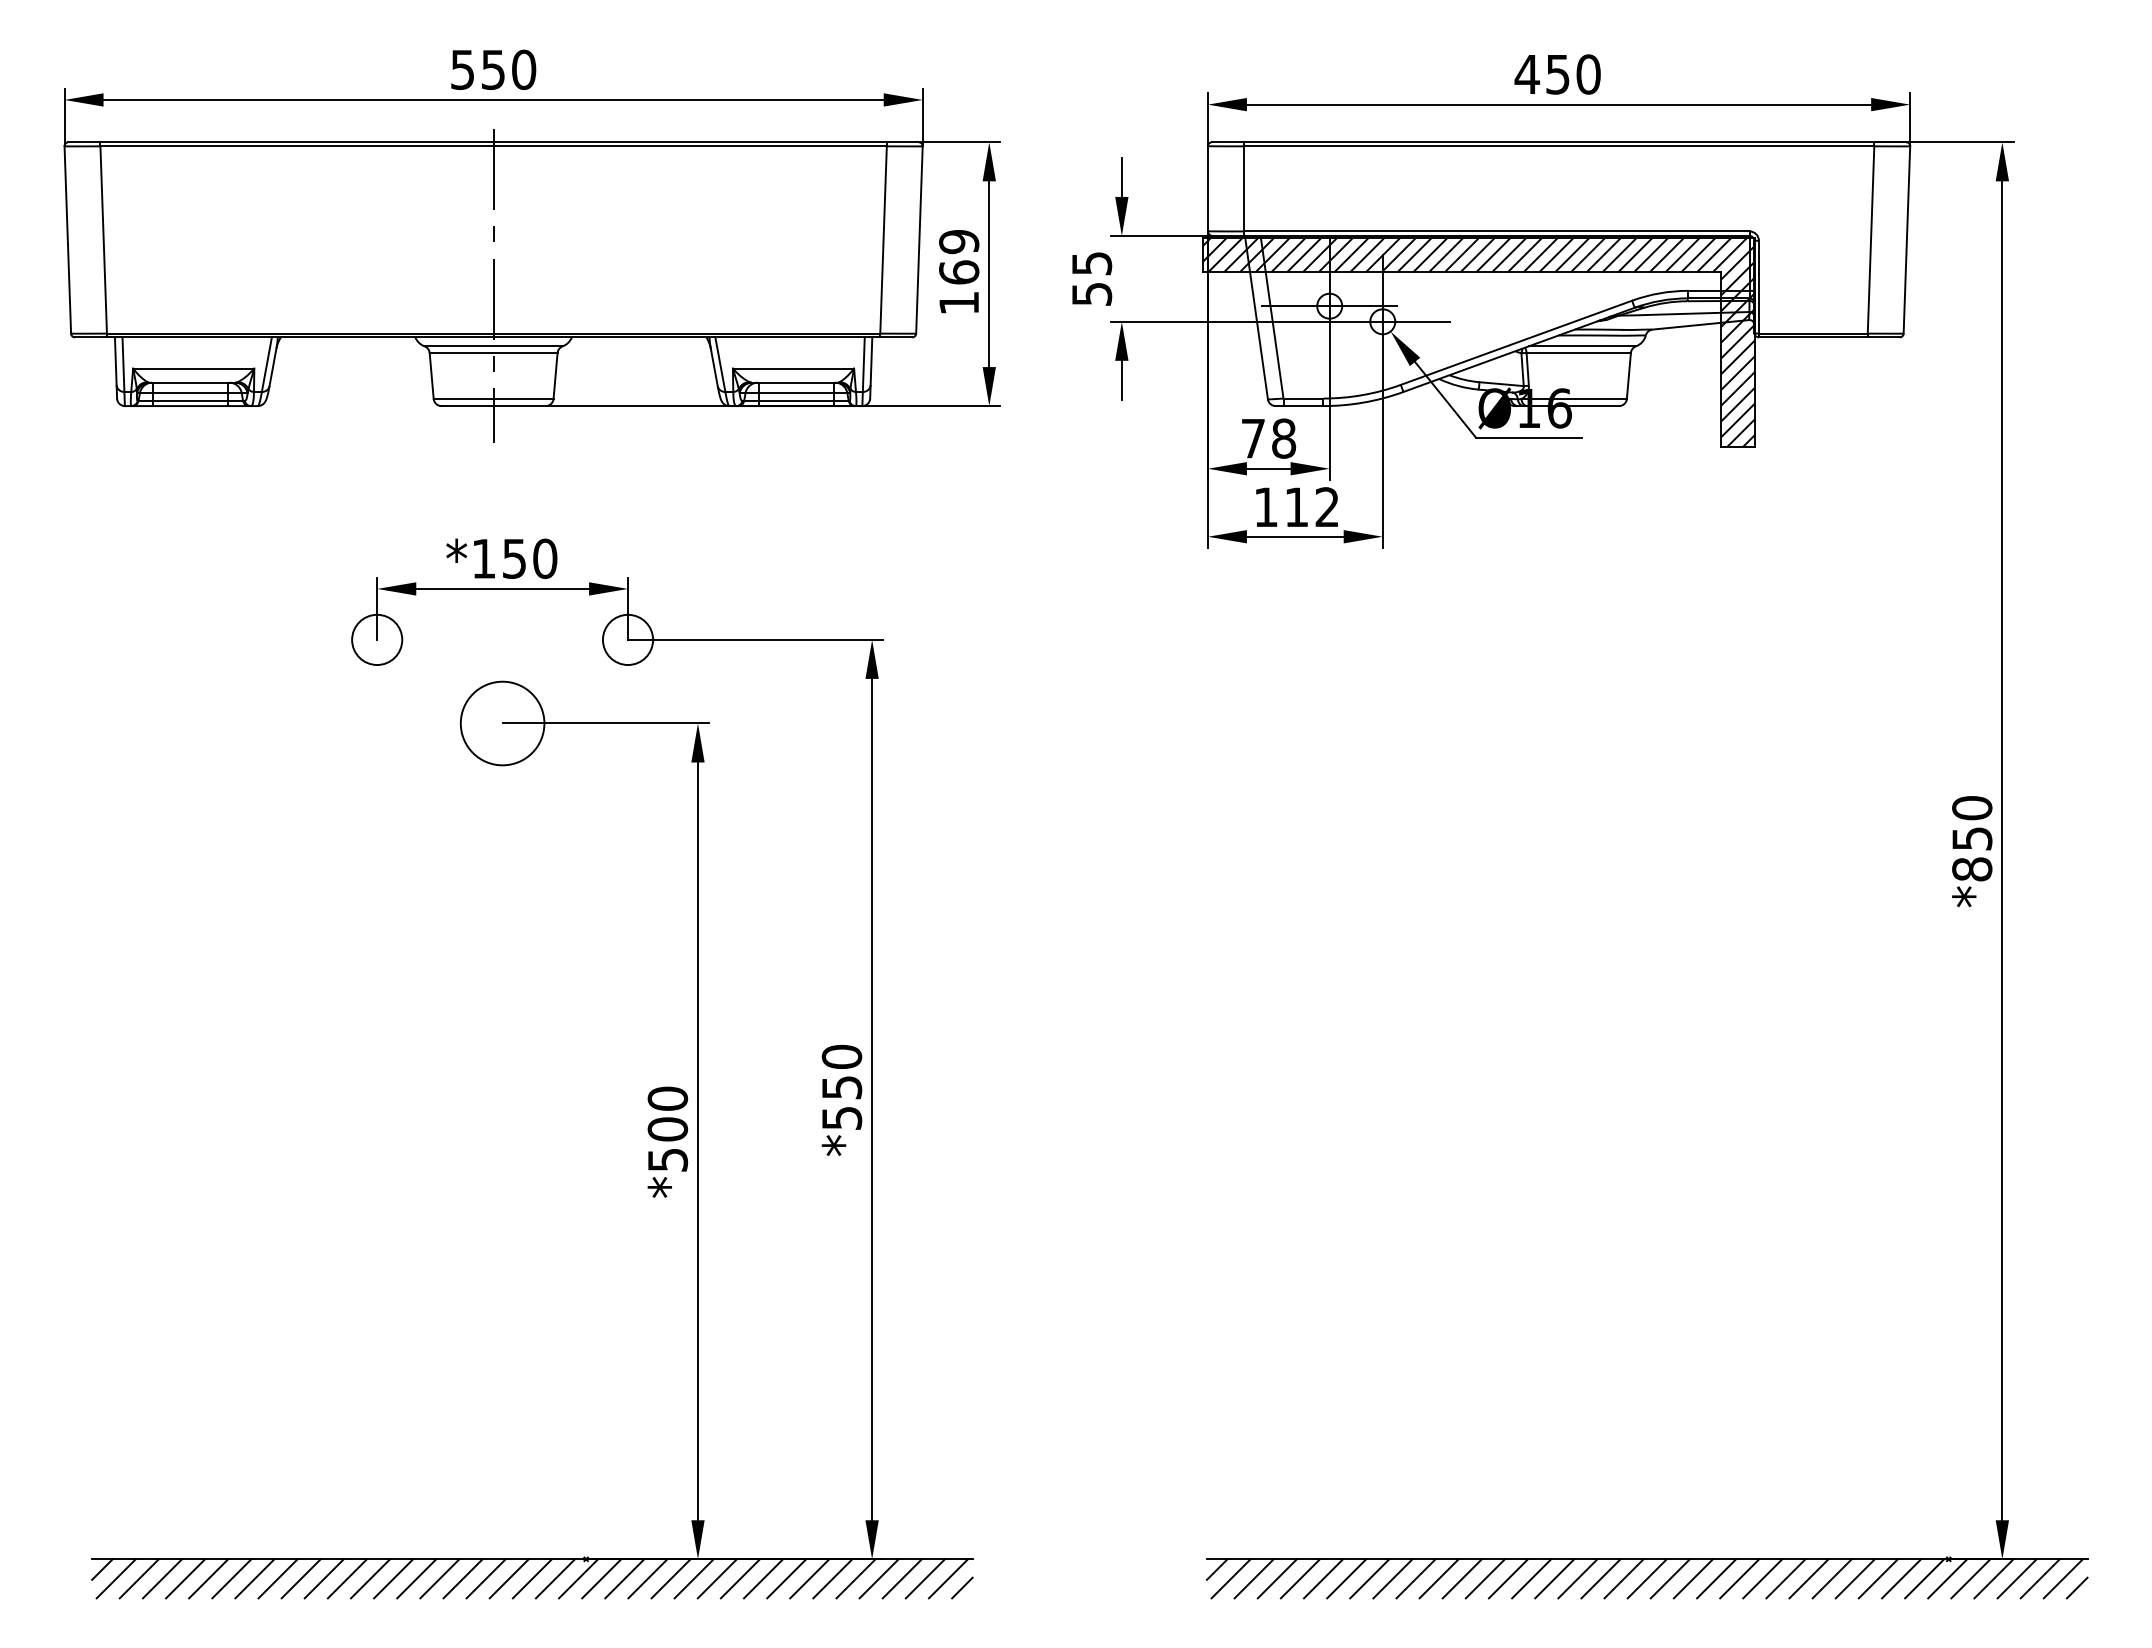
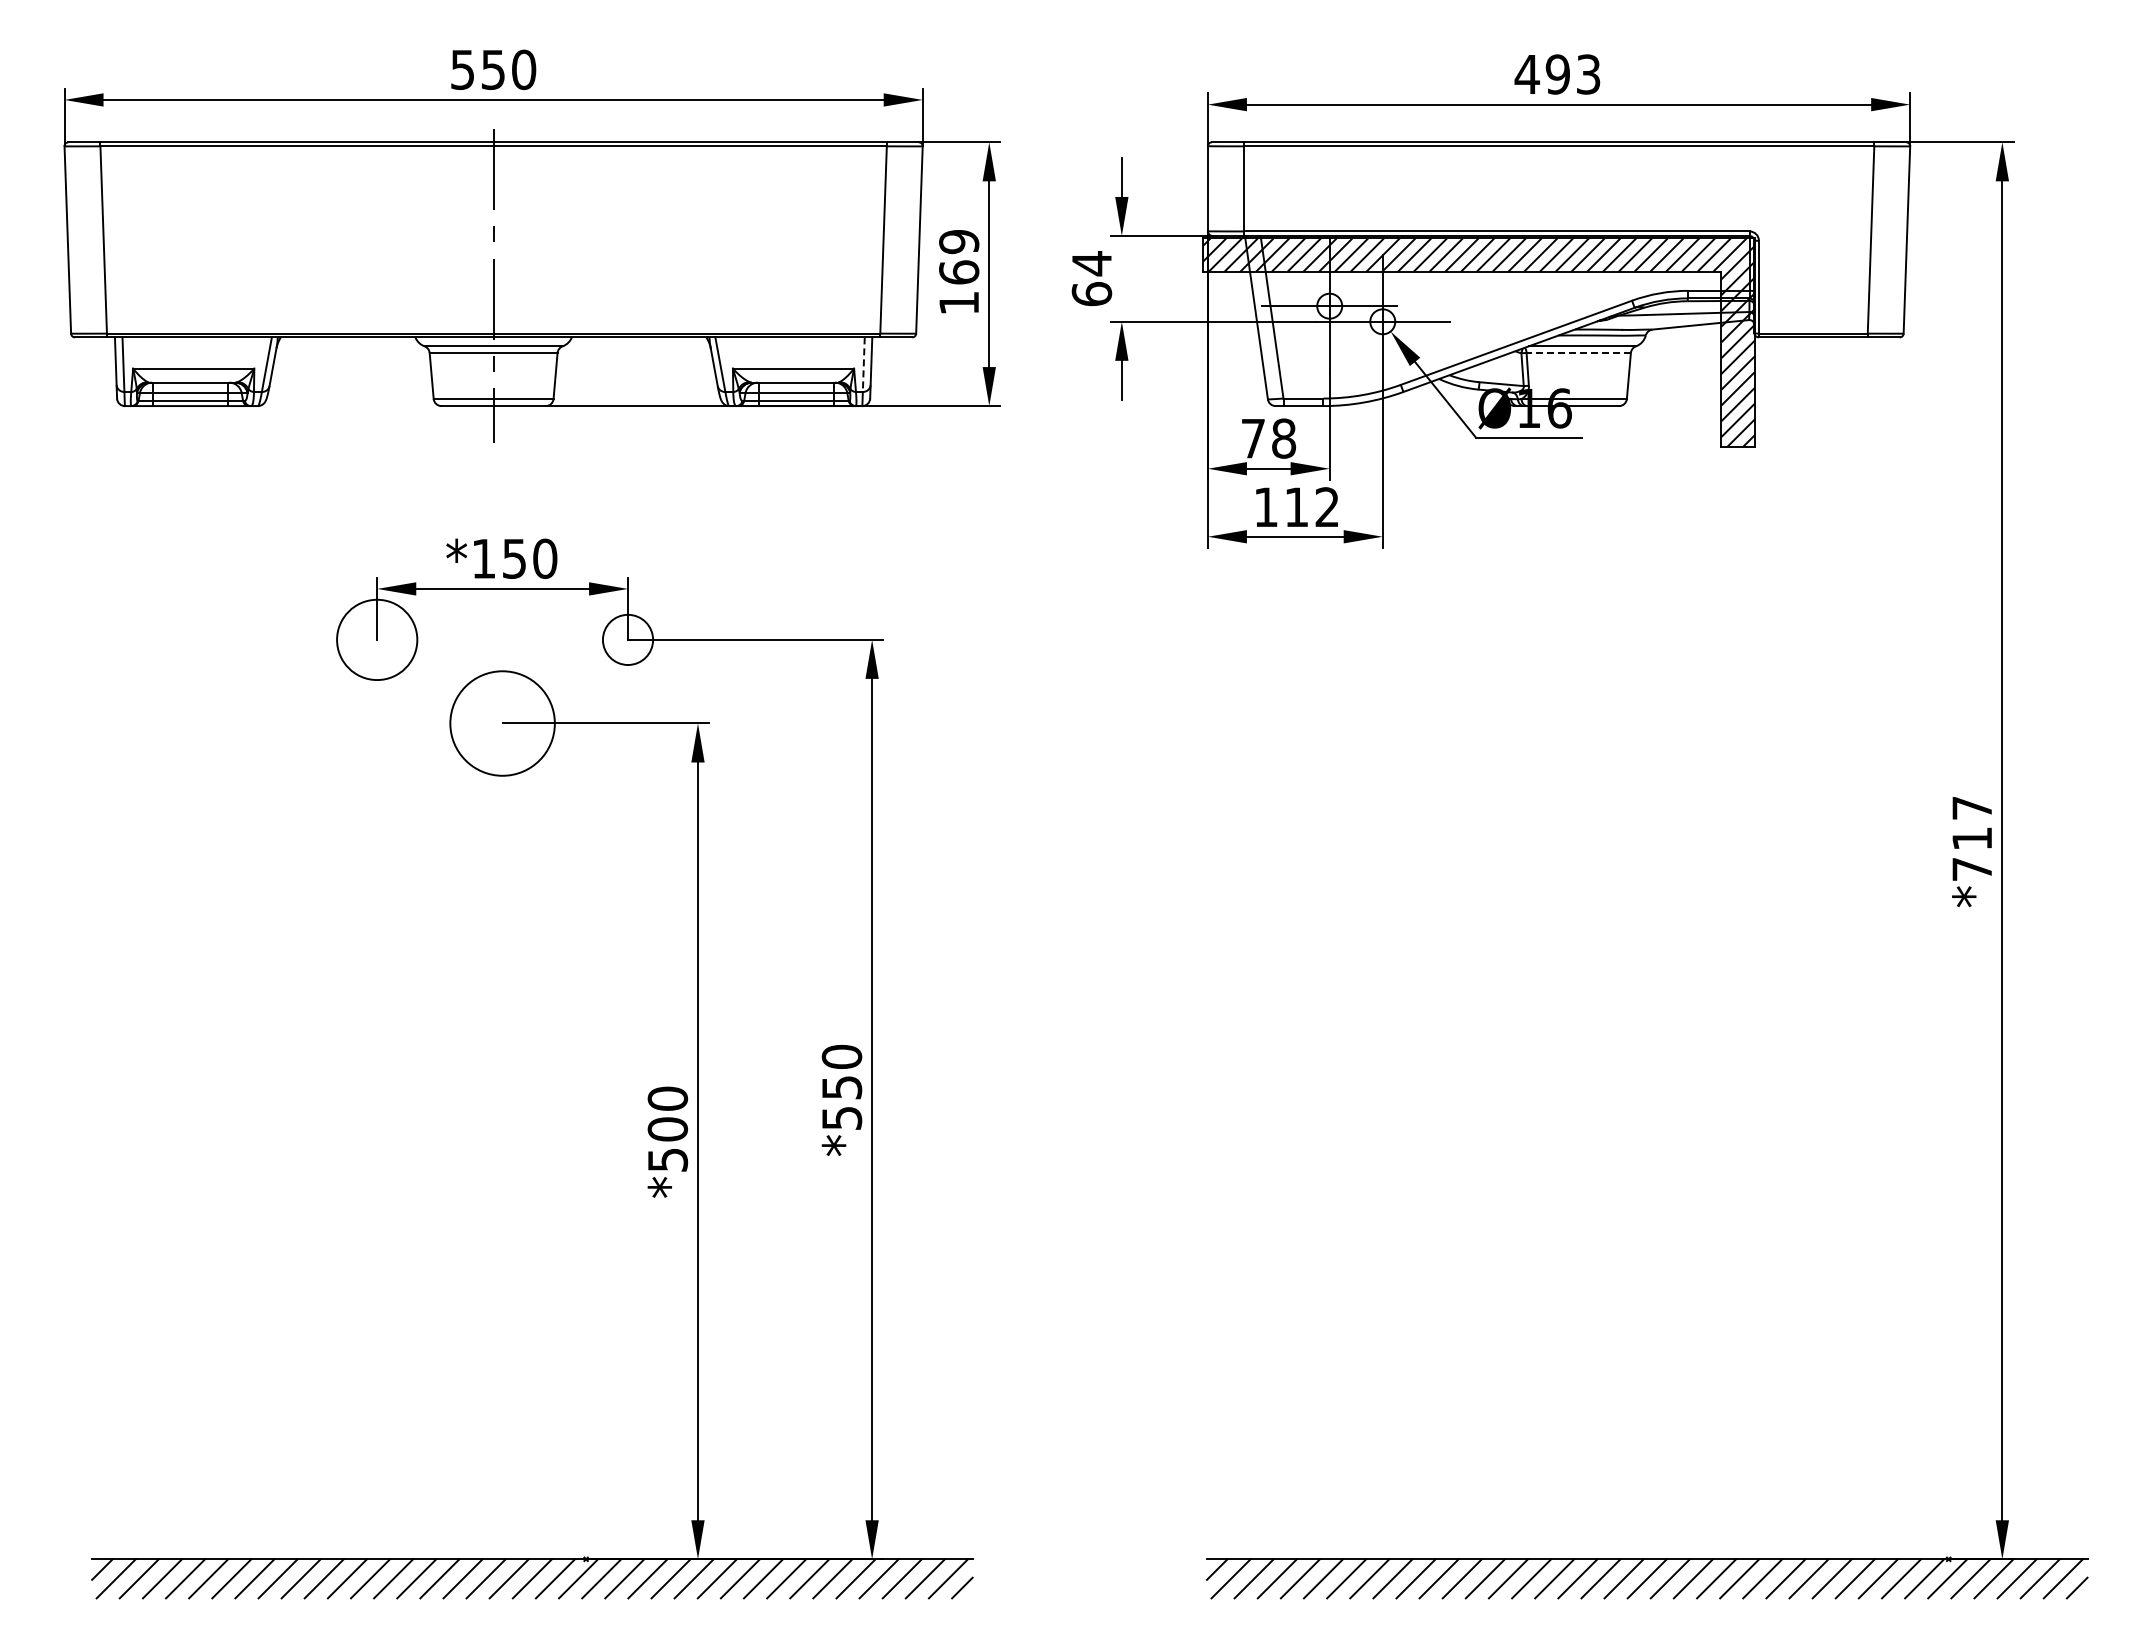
text: 450 -> 493 (1572, 74)
text: 55 -> 64 (1091, 278)
line: solid -> dashed (1578, 353)
line: solid -> dashed (863, 365)
circle diameter: 50 px -> 80 px (377, 639)
circle diameter: 84 px -> 105 px (502, 723)
text: *850 -> *717 (1972, 838)
